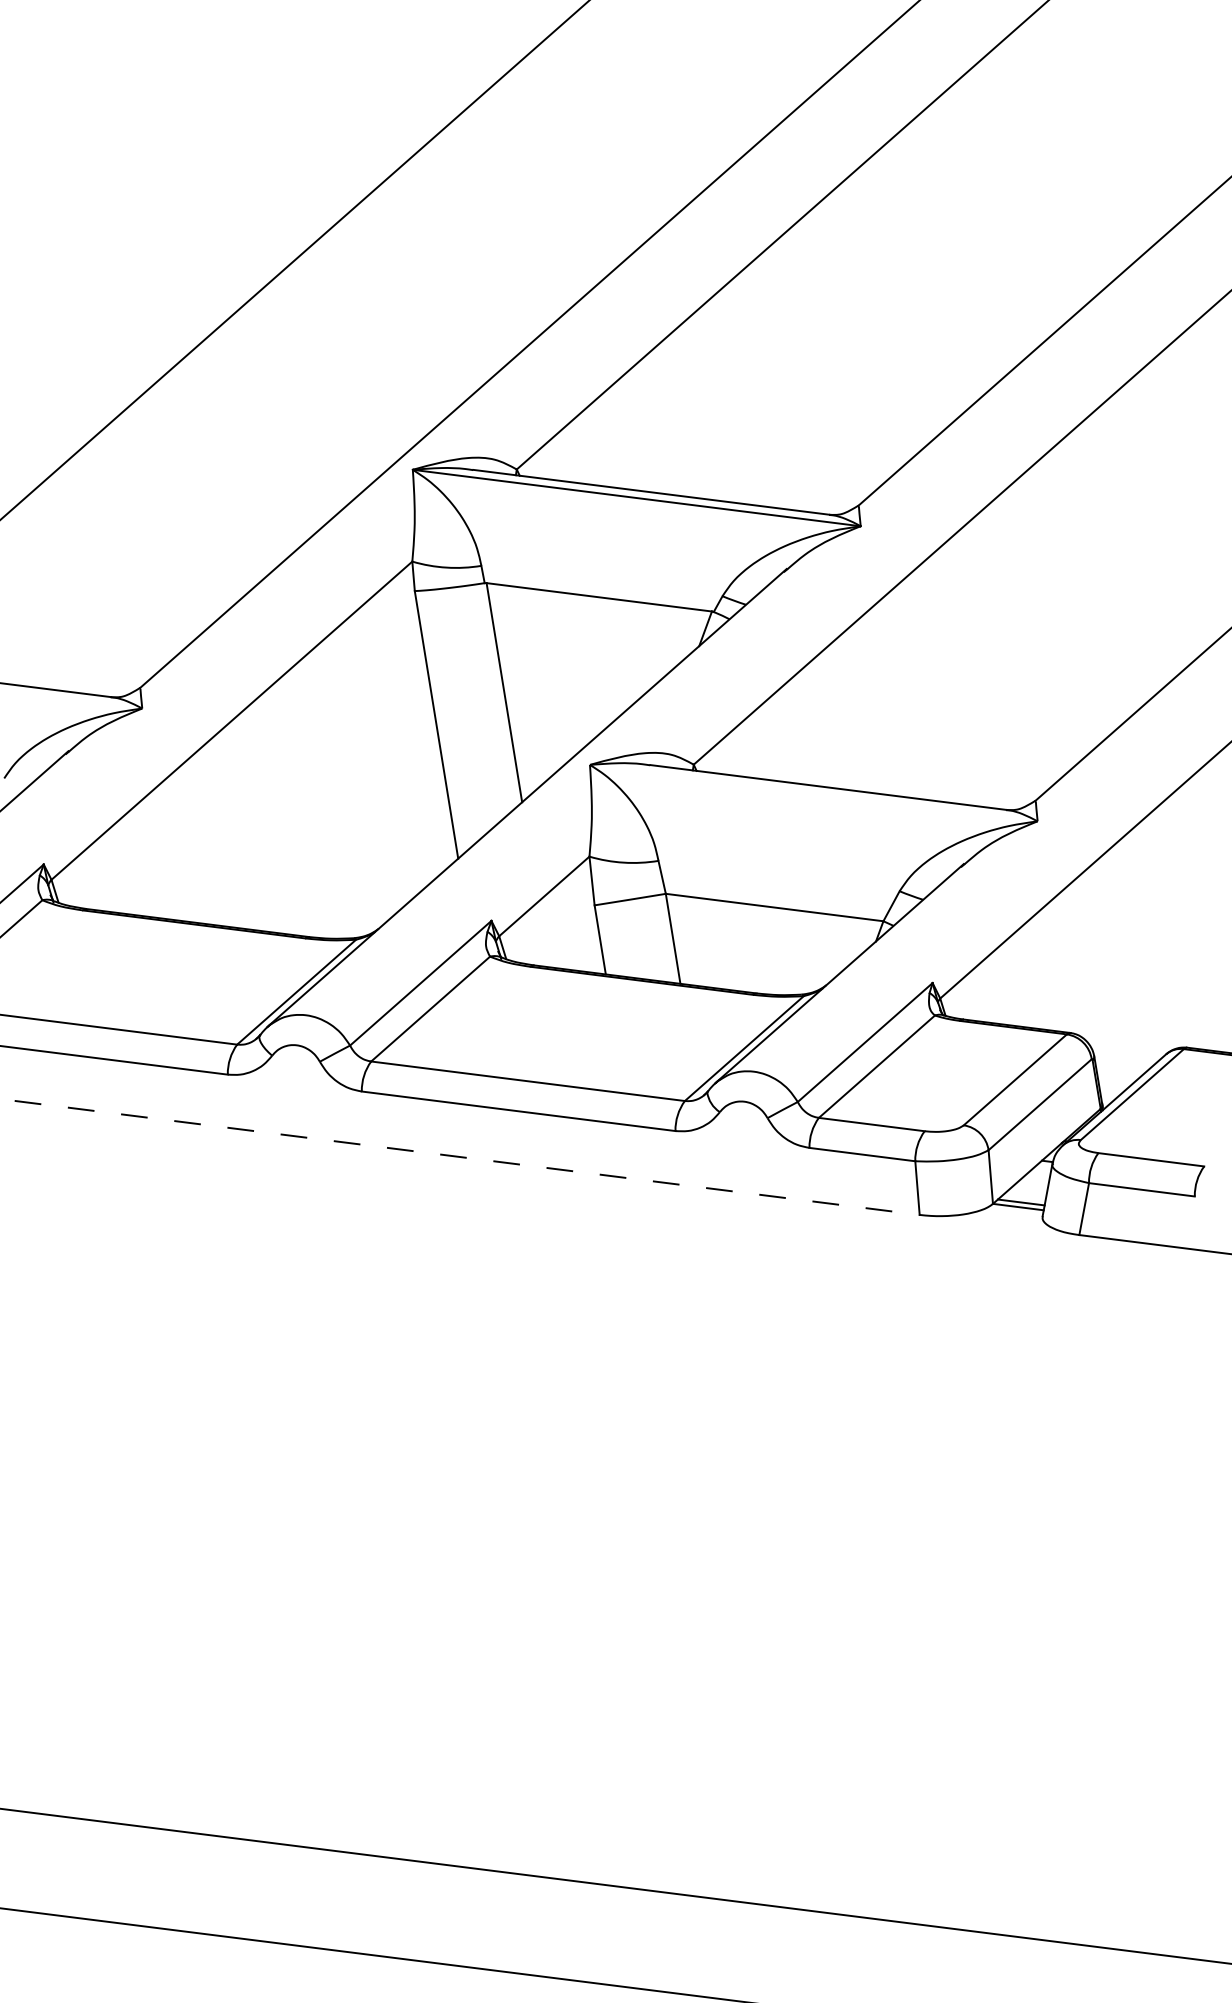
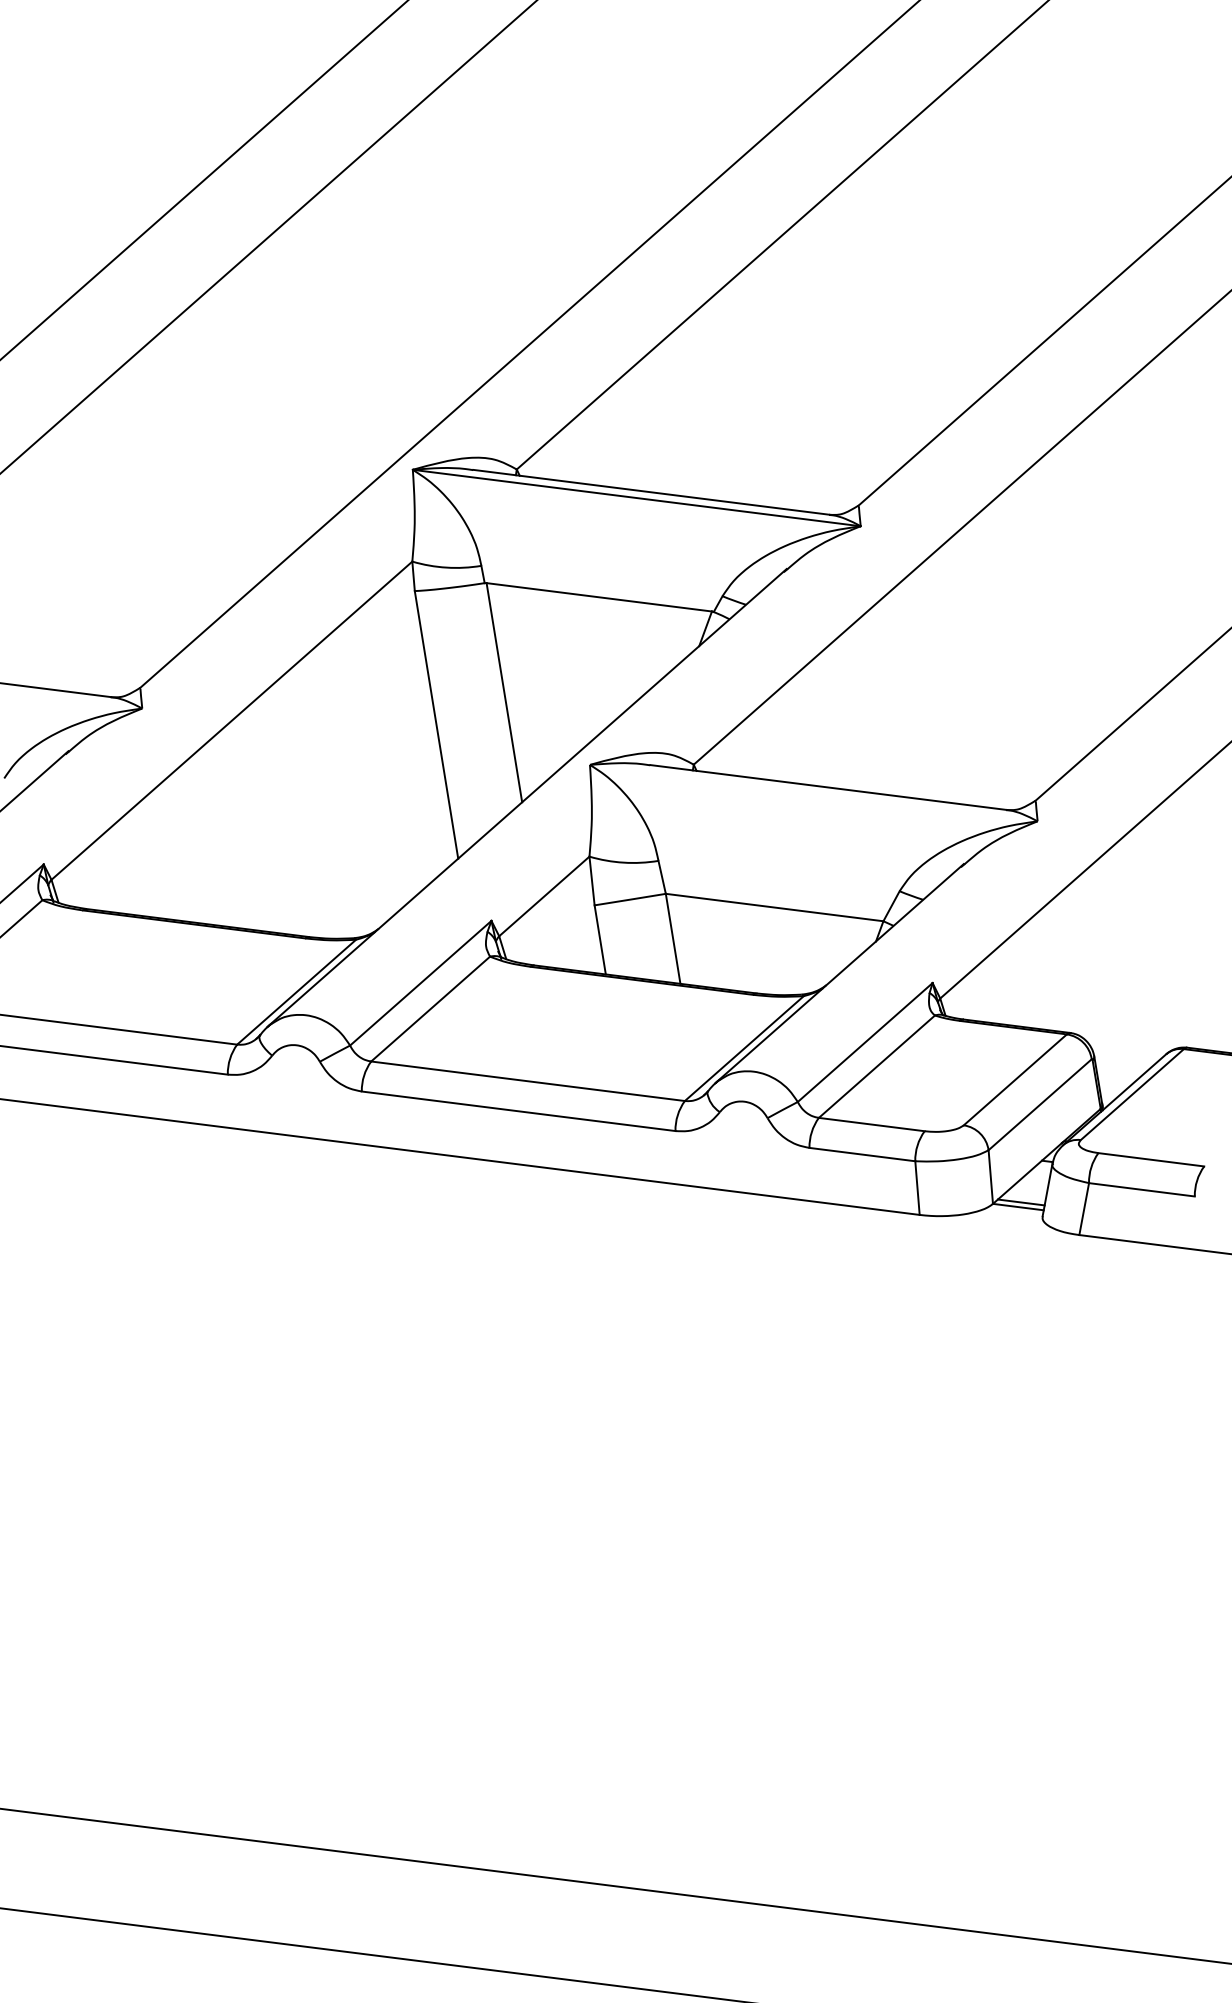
line: none -> present (203, 180)
line position: (294, 260) -> (268, 236) (268, 236)
line: dashed -> solid (460, 1157)
